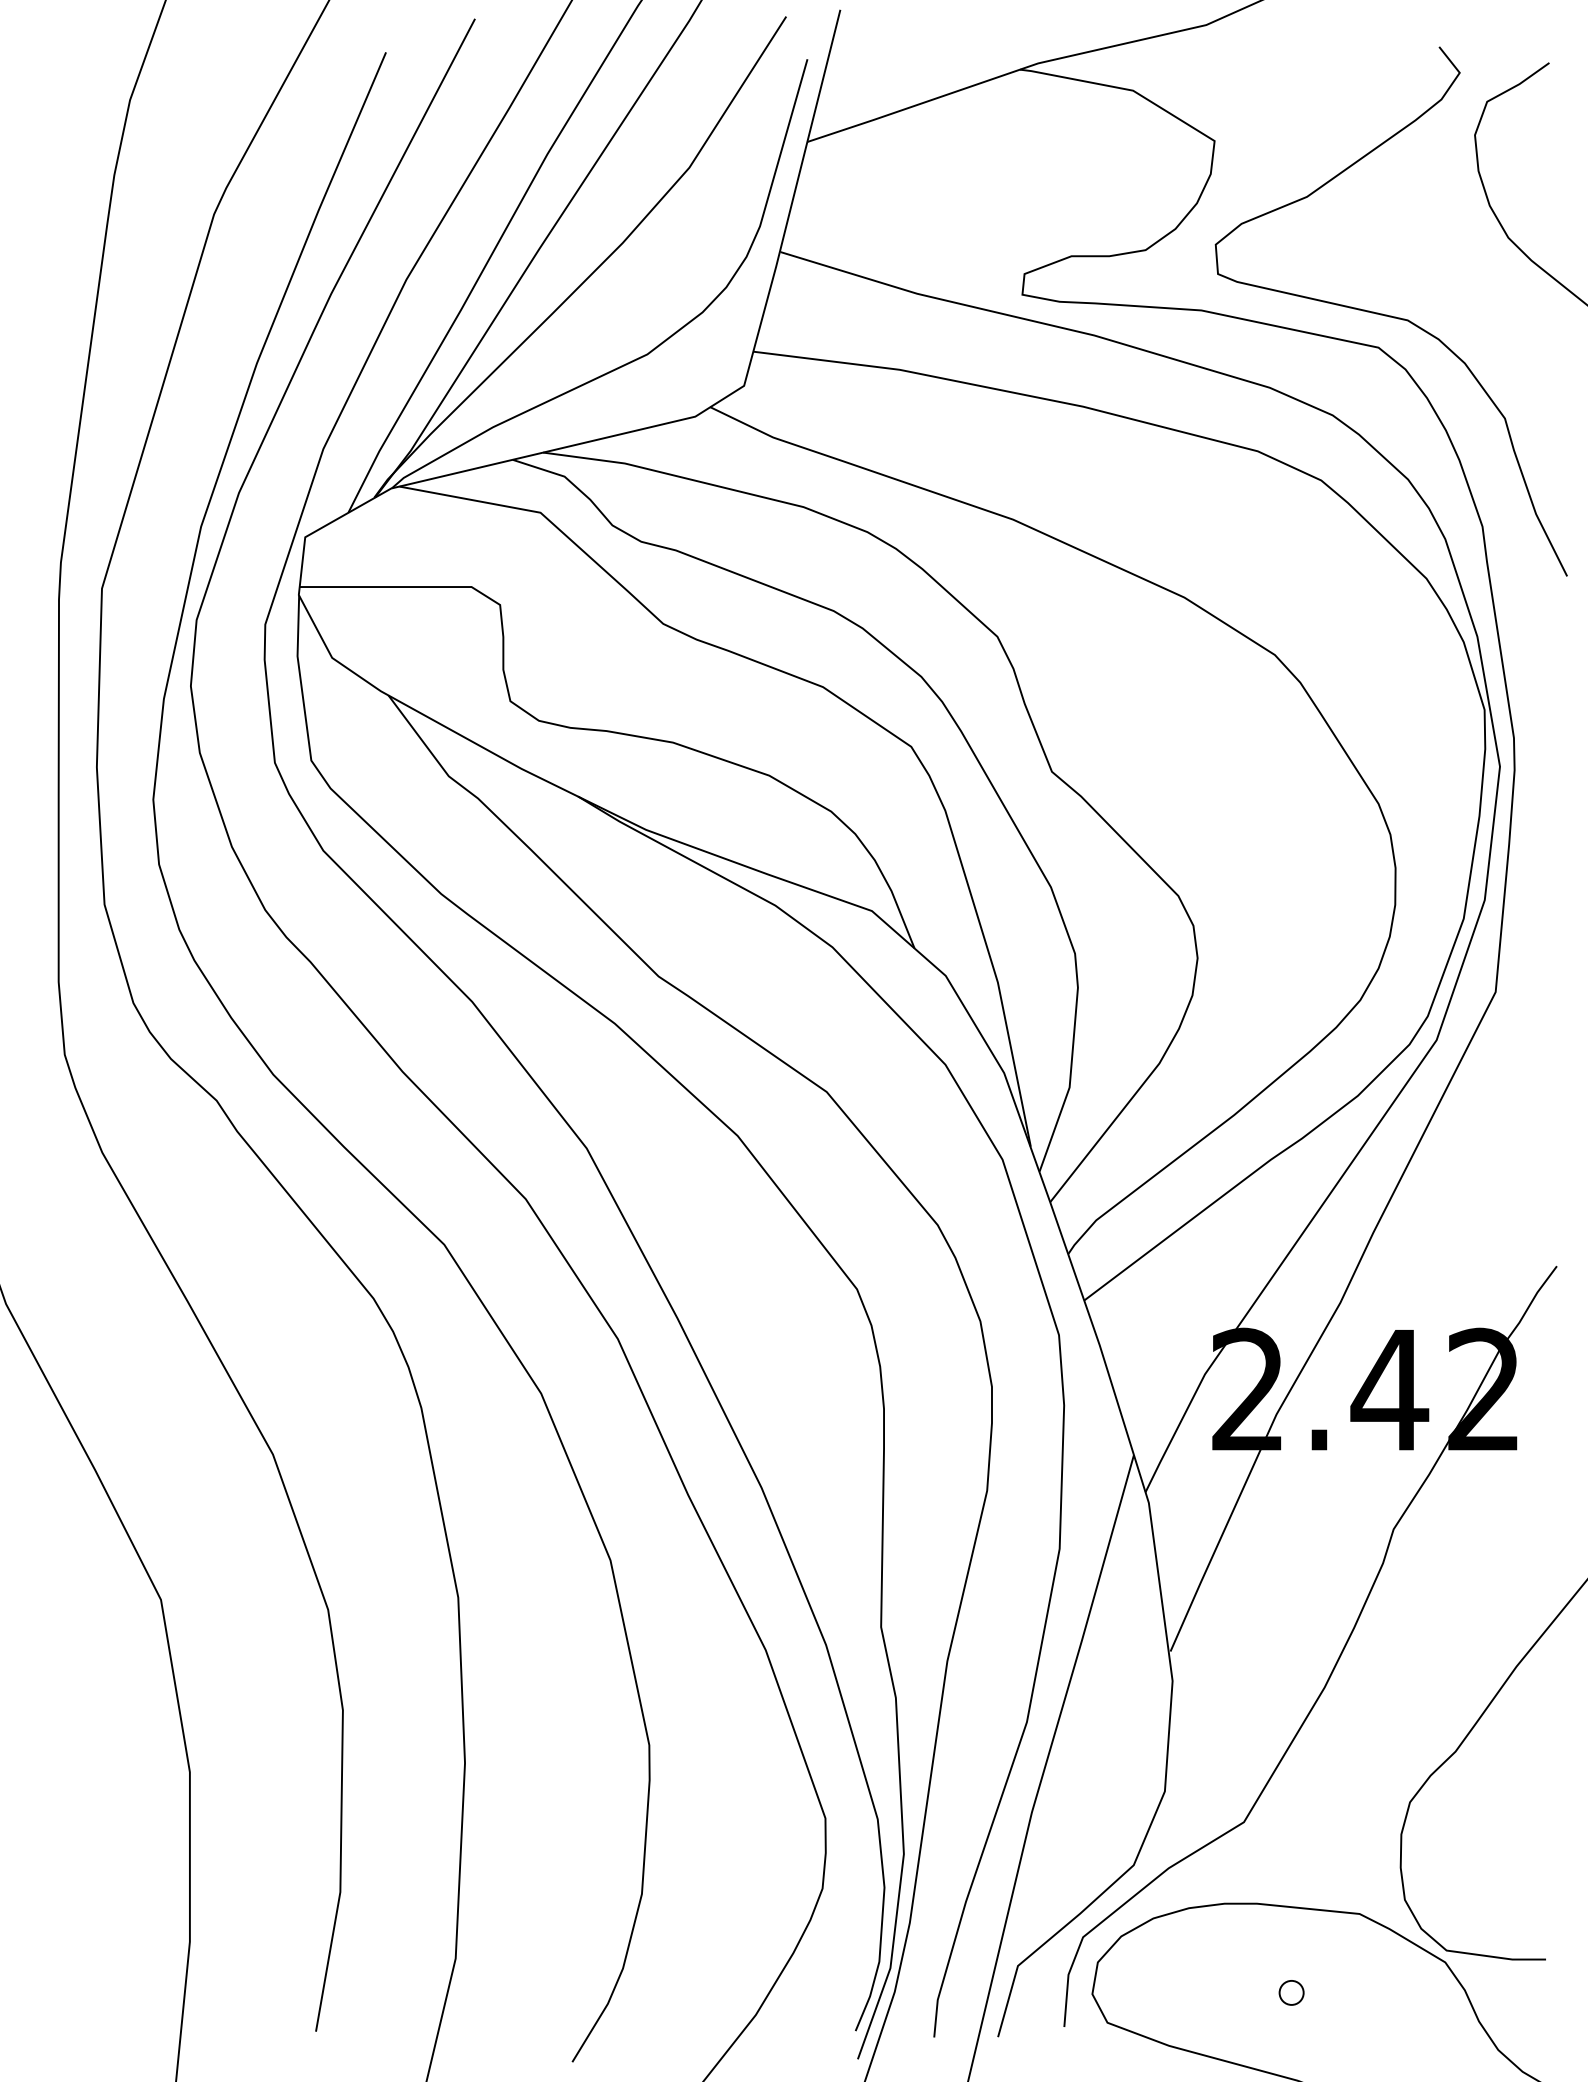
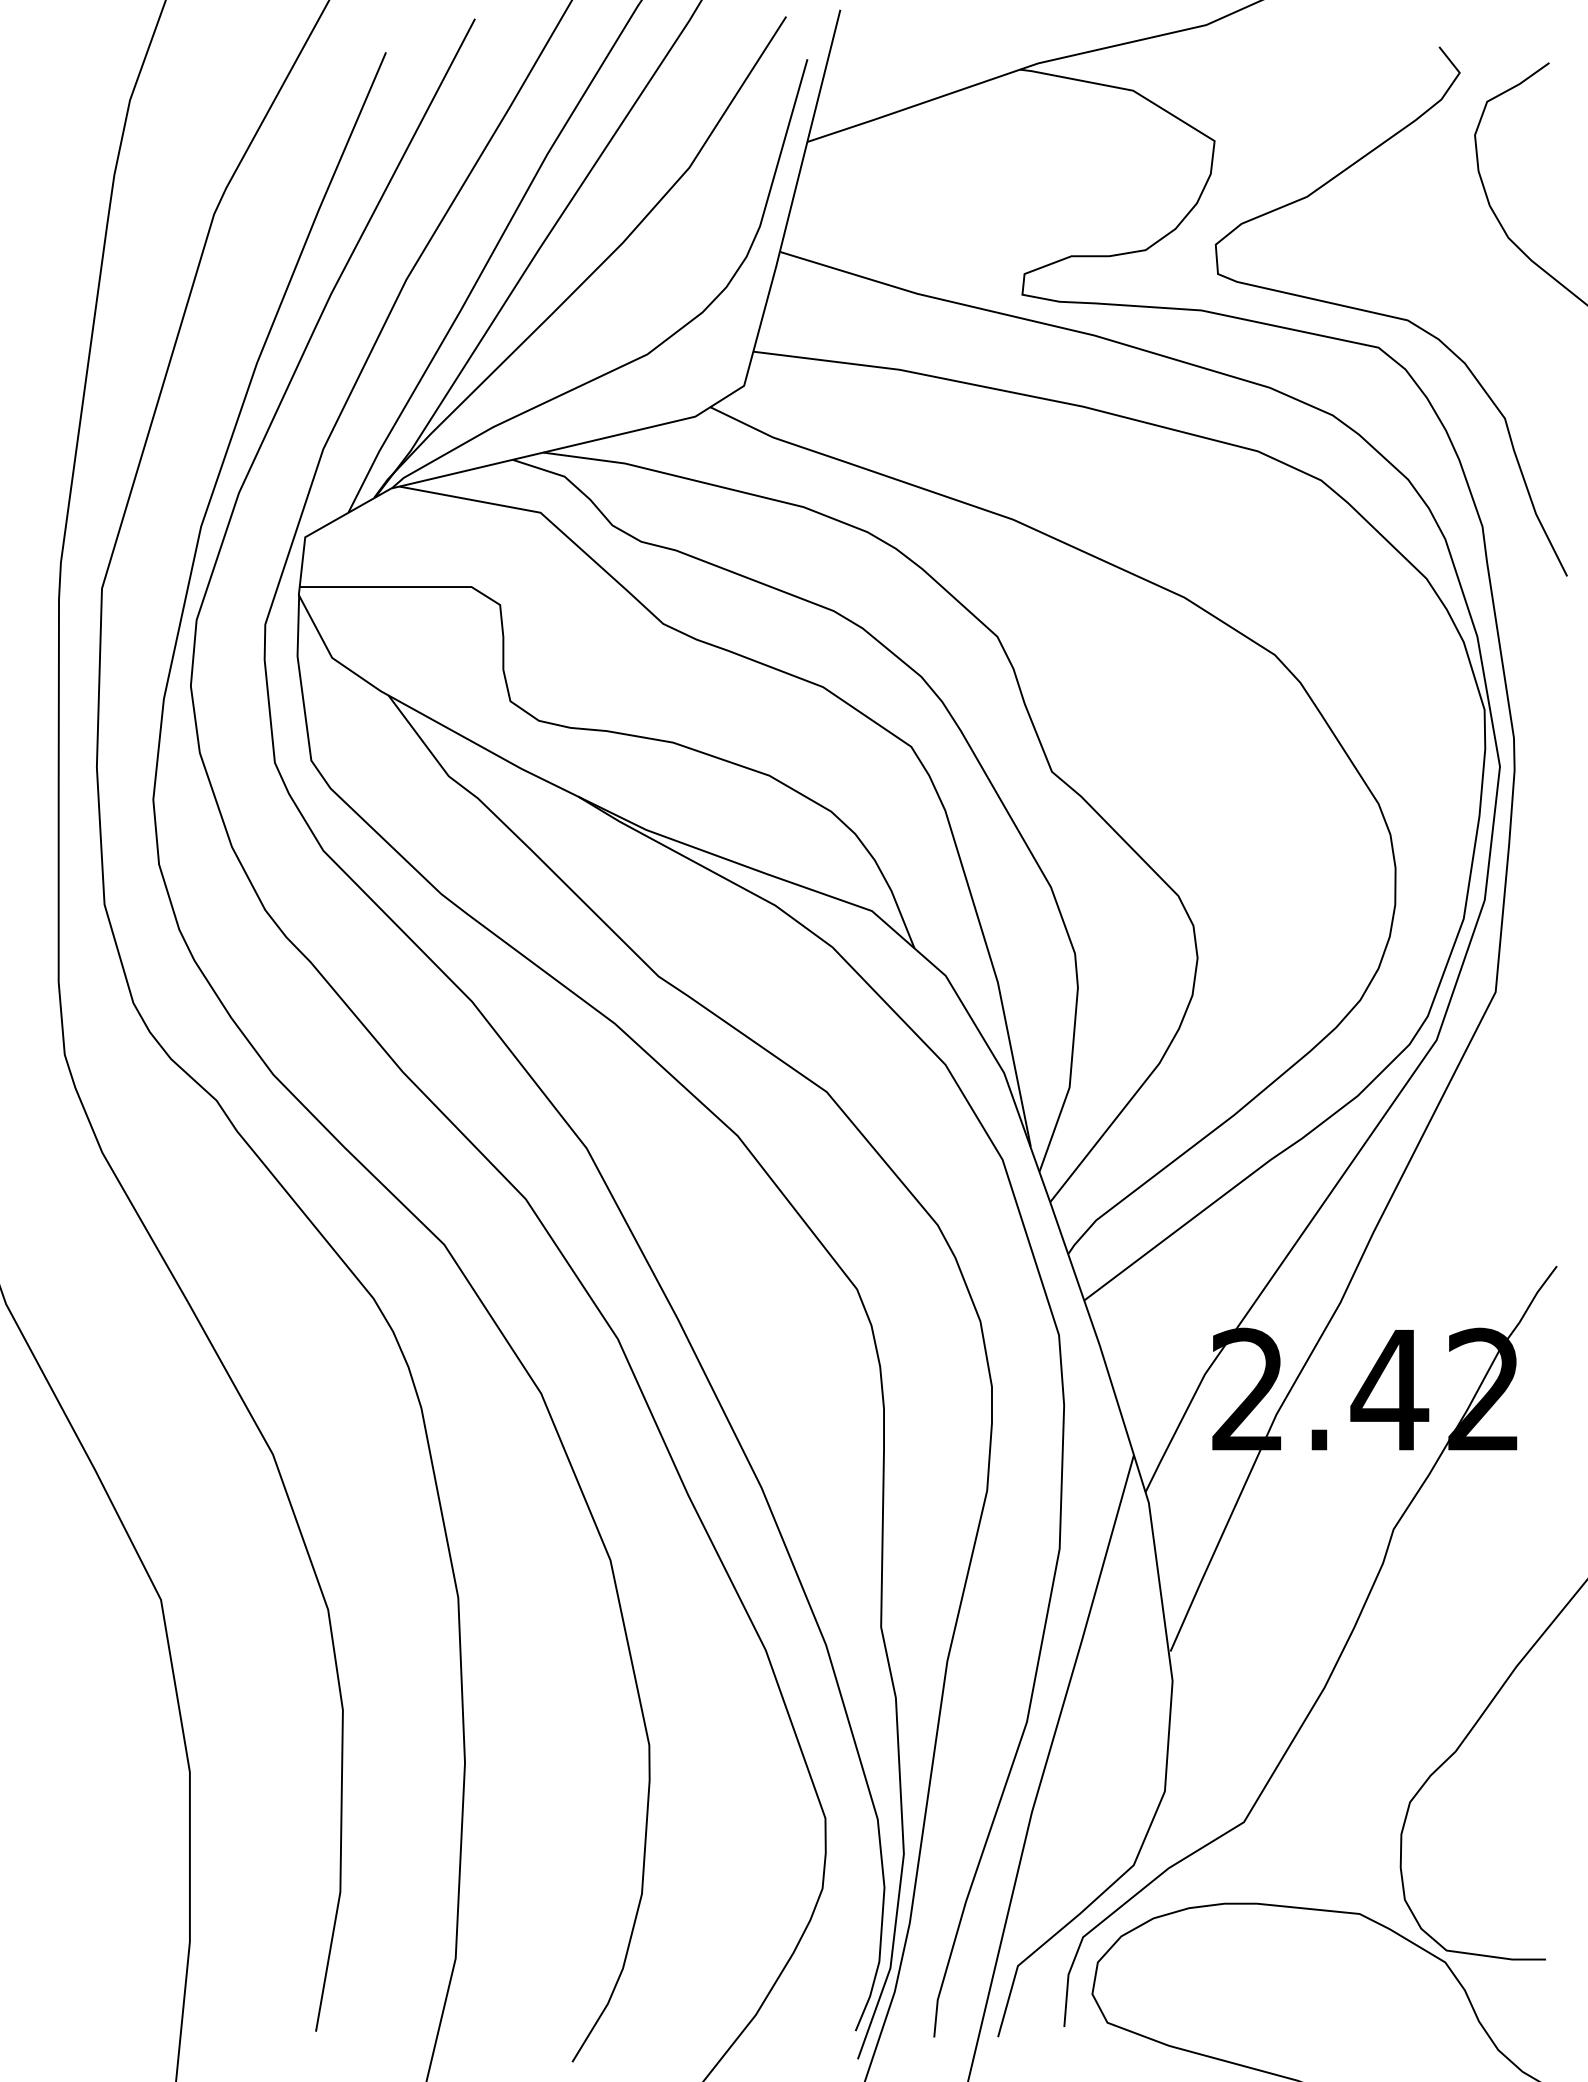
part: present -> none (1291, 1992)
